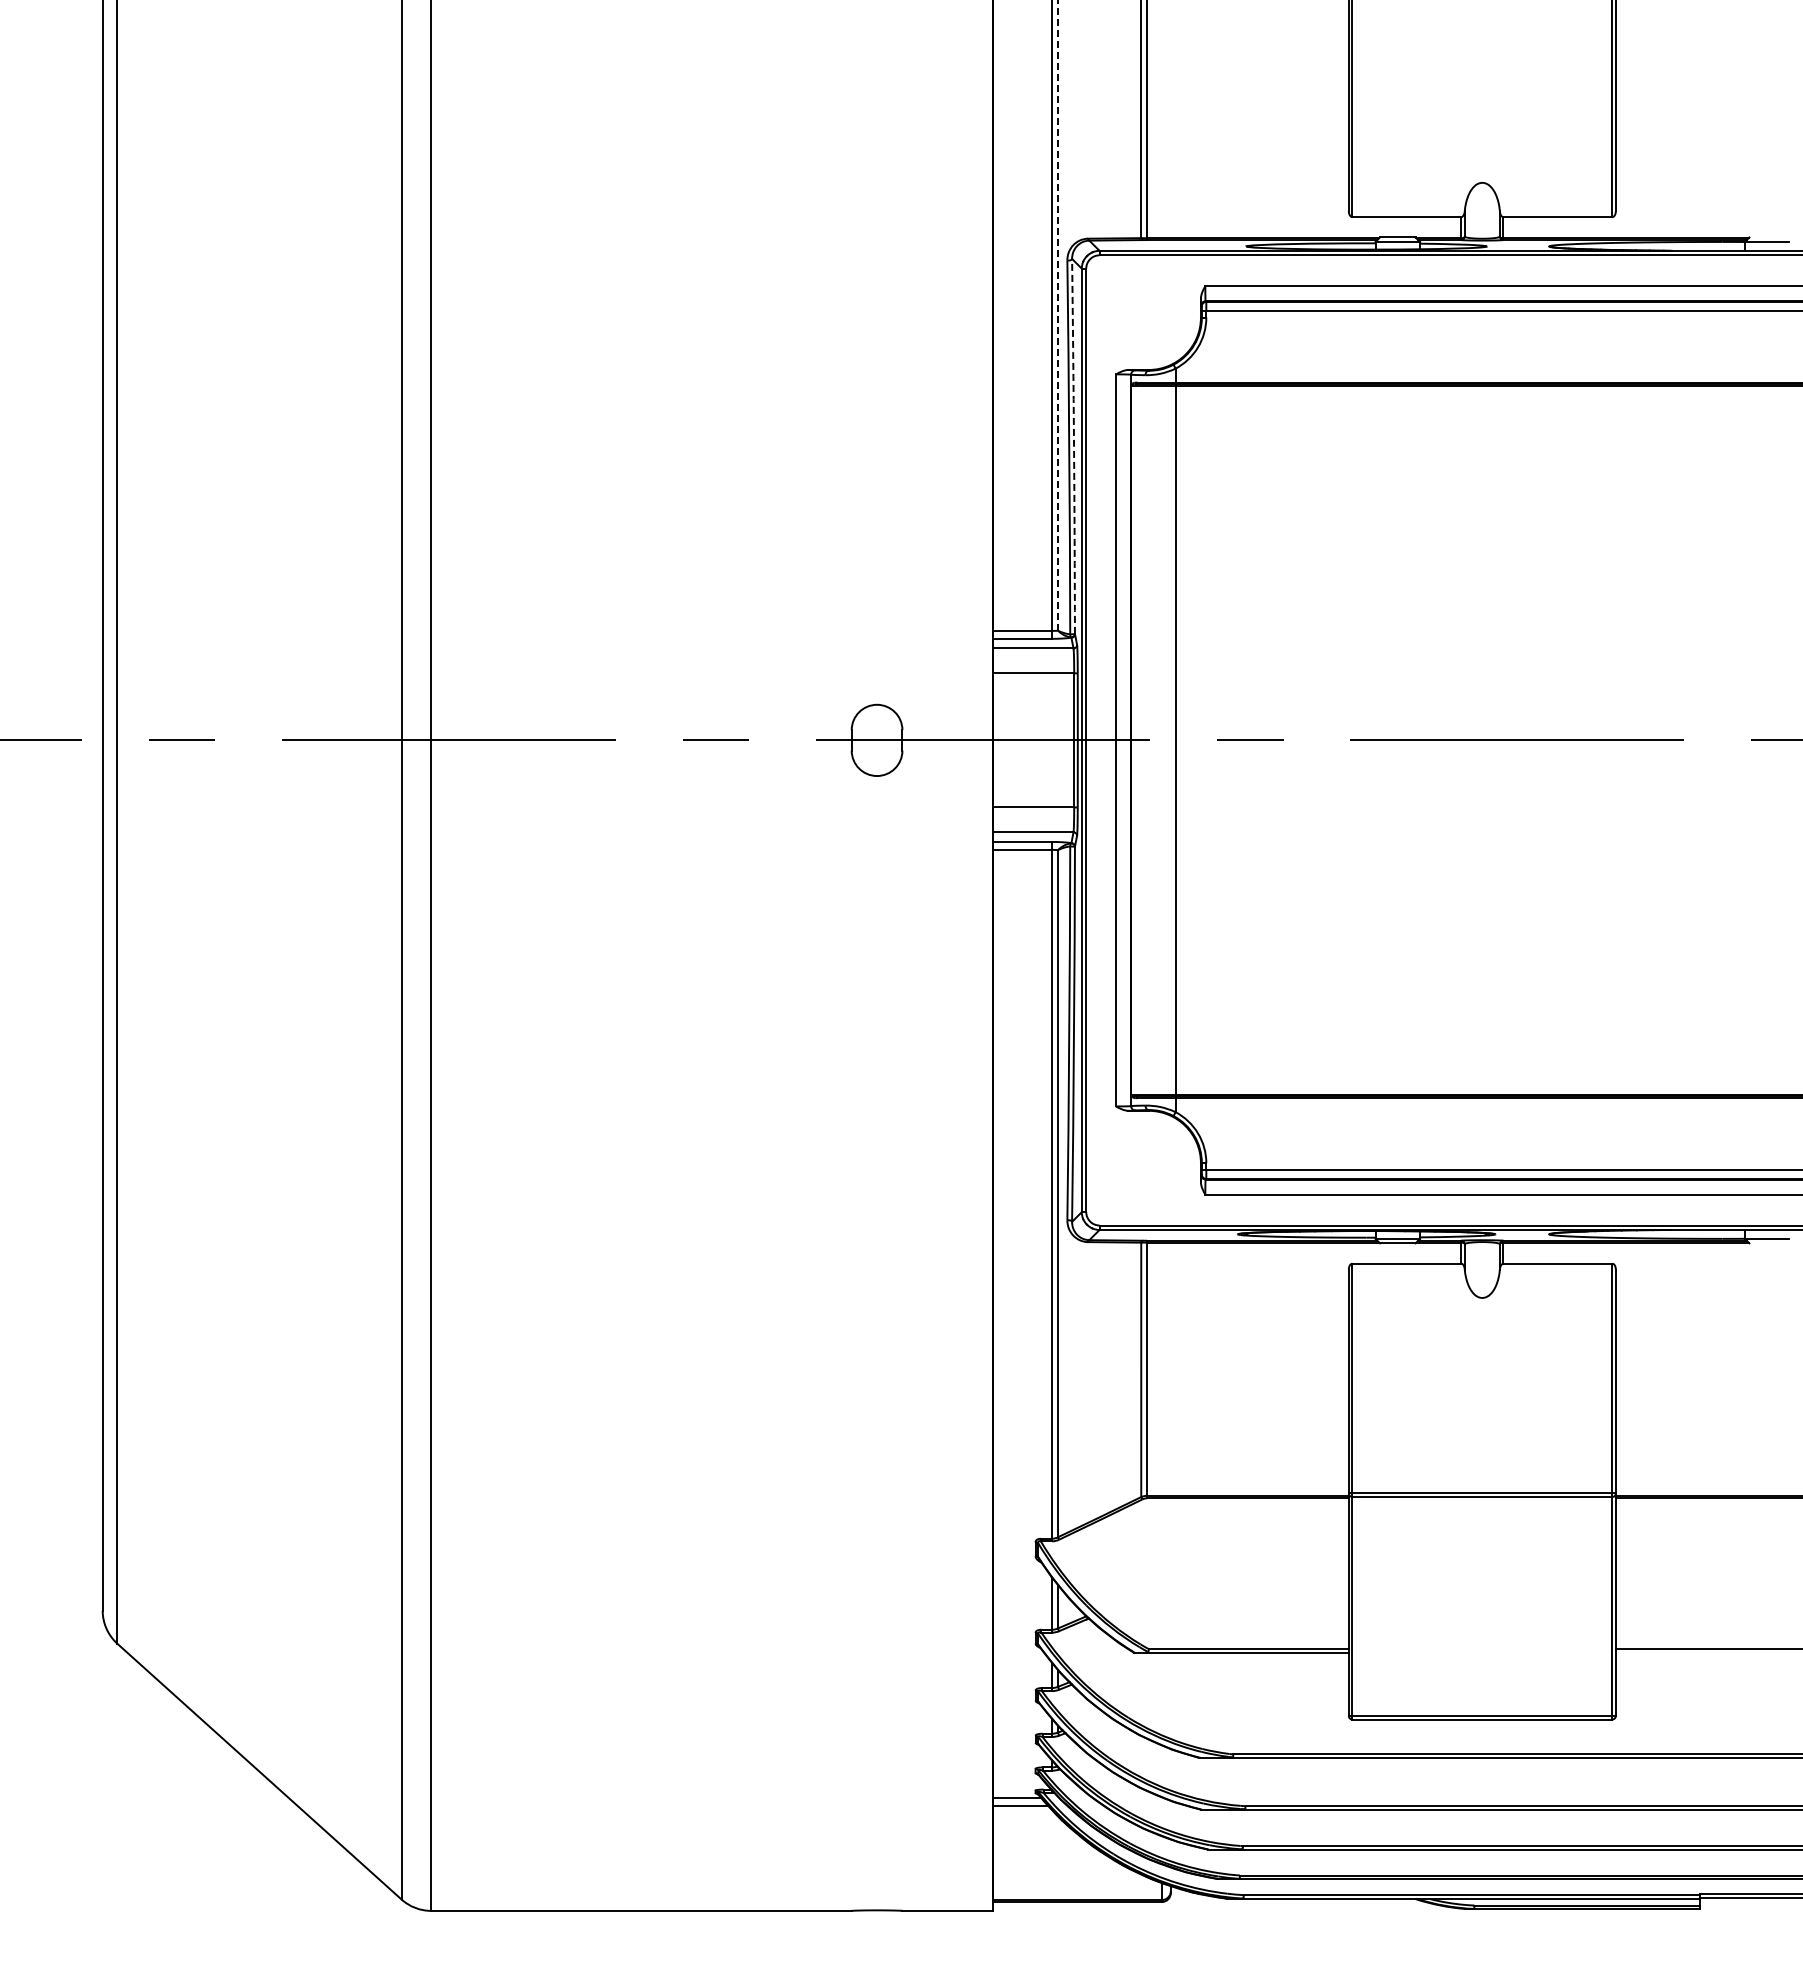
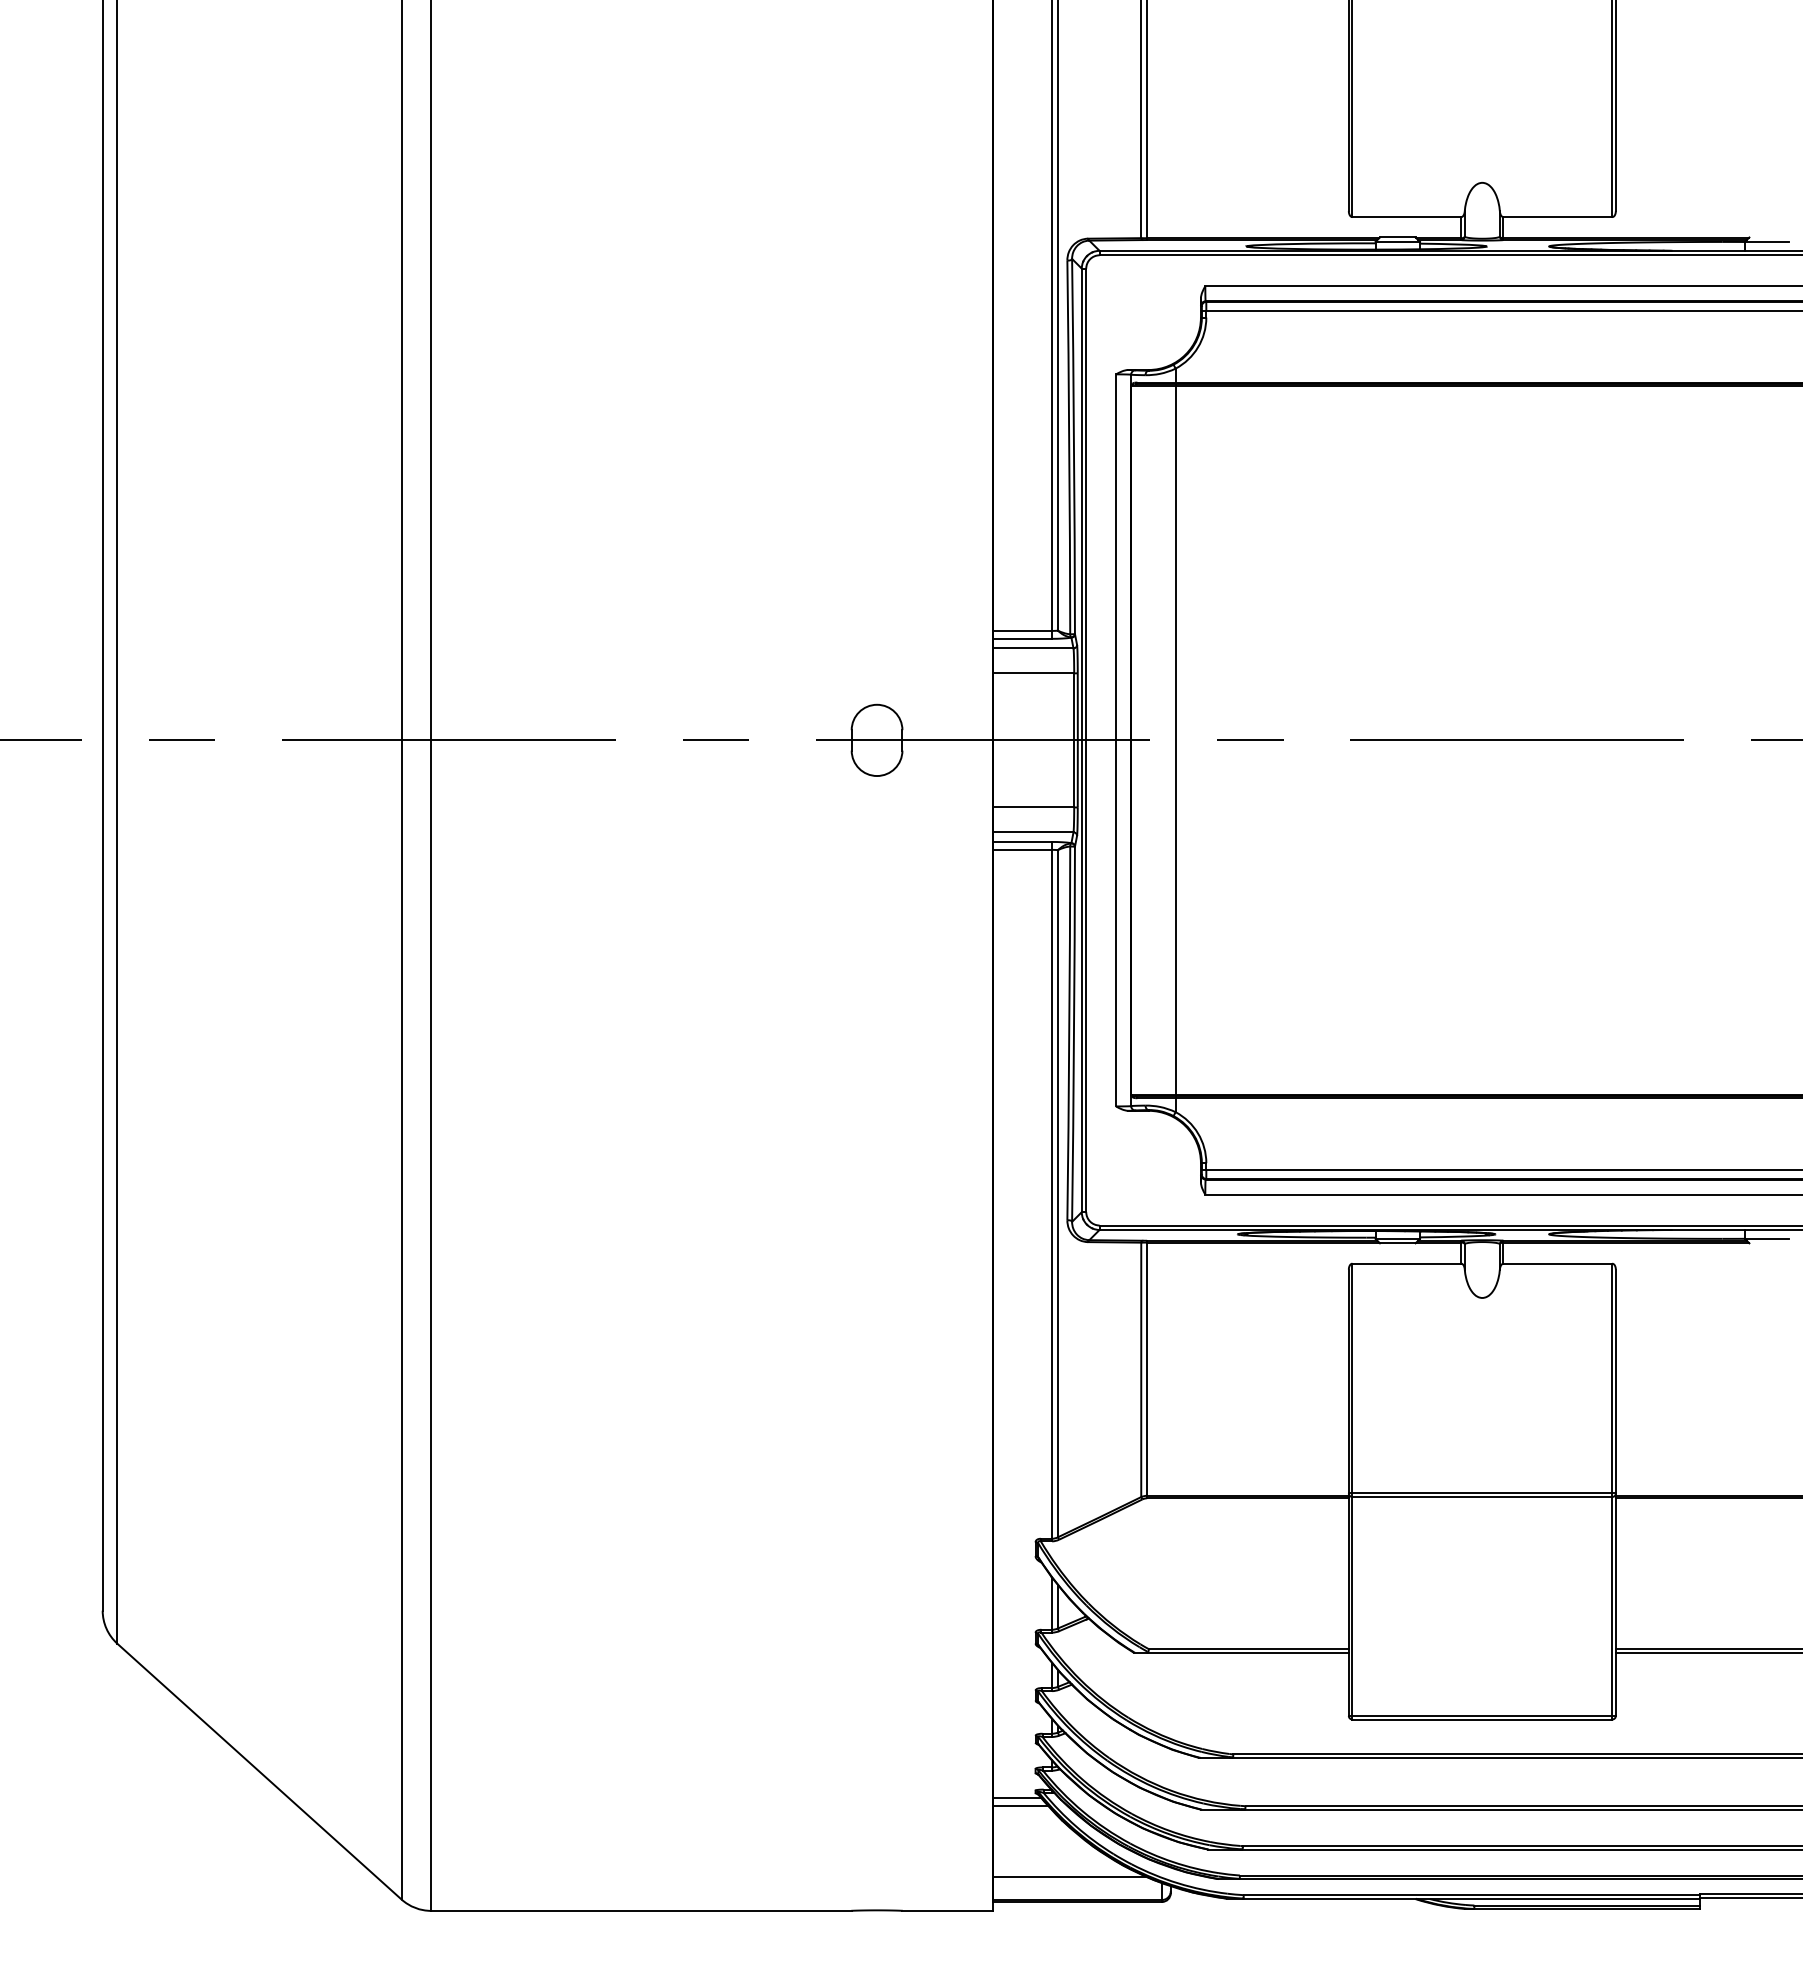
line: dashed -> solid (1057, 315)
arc: dashed -> solid (1074, 446)
line: none -> present (1707, 1652)
line: none -> present (1069, 1876)
